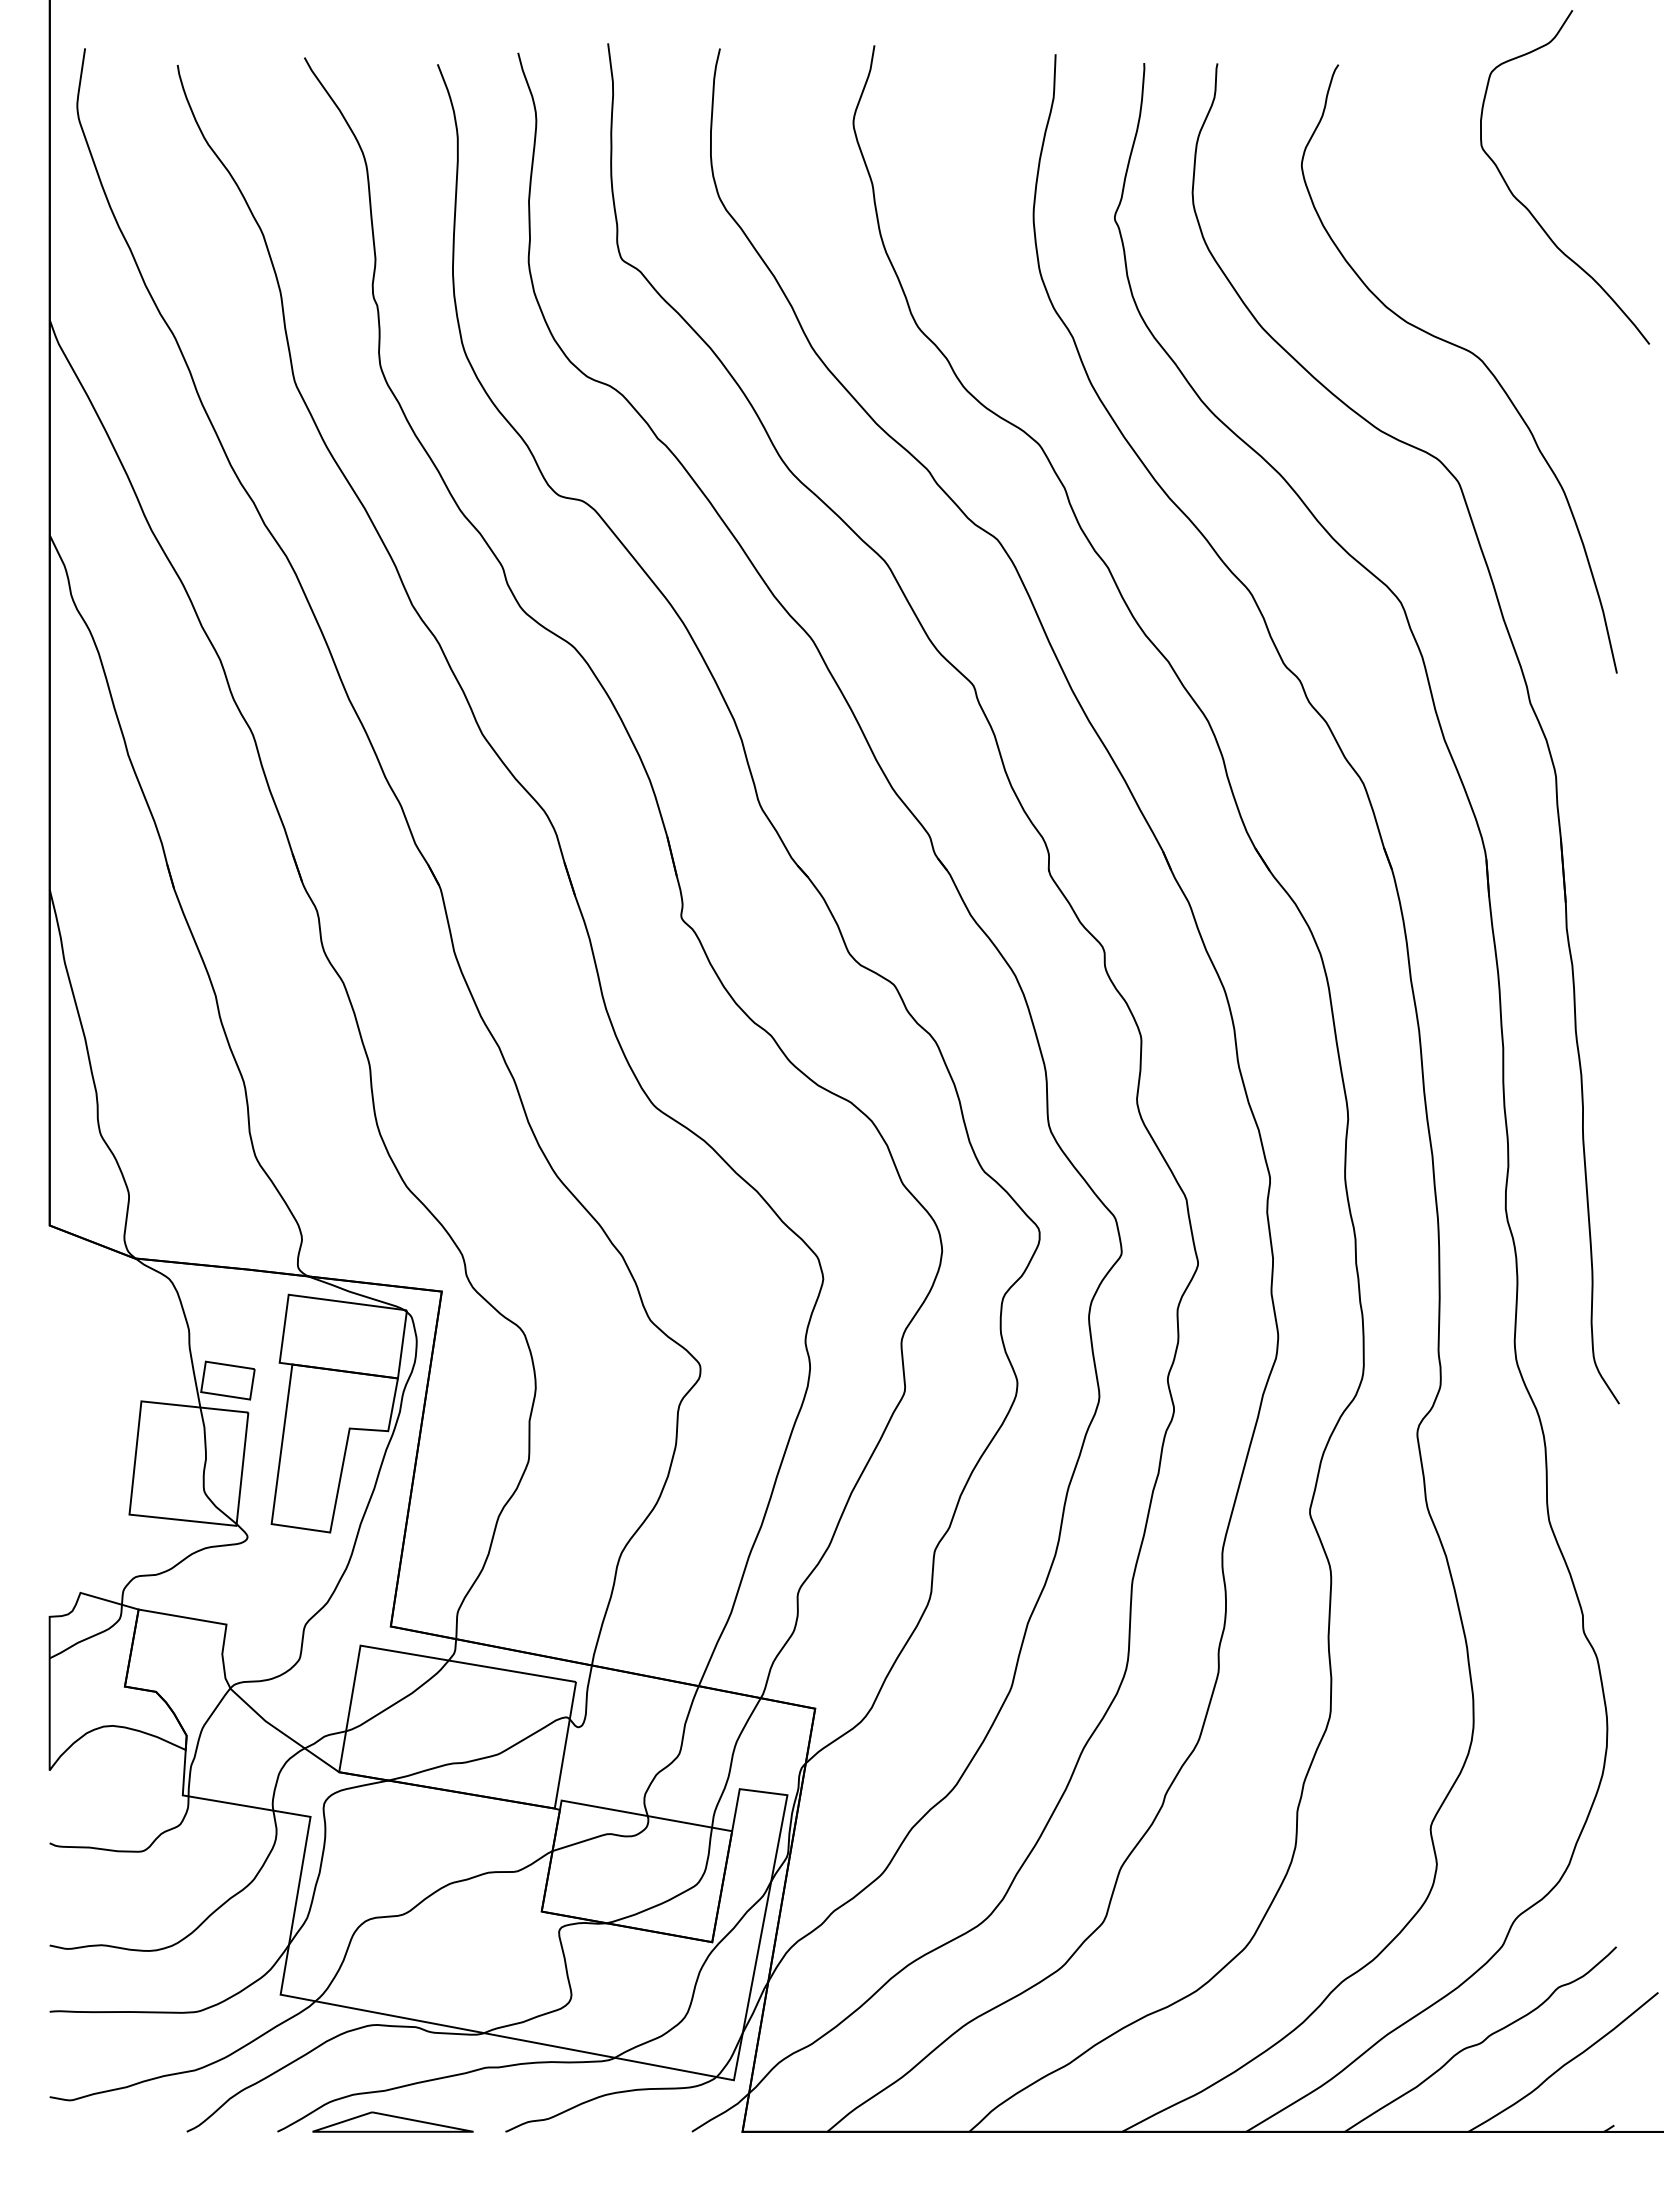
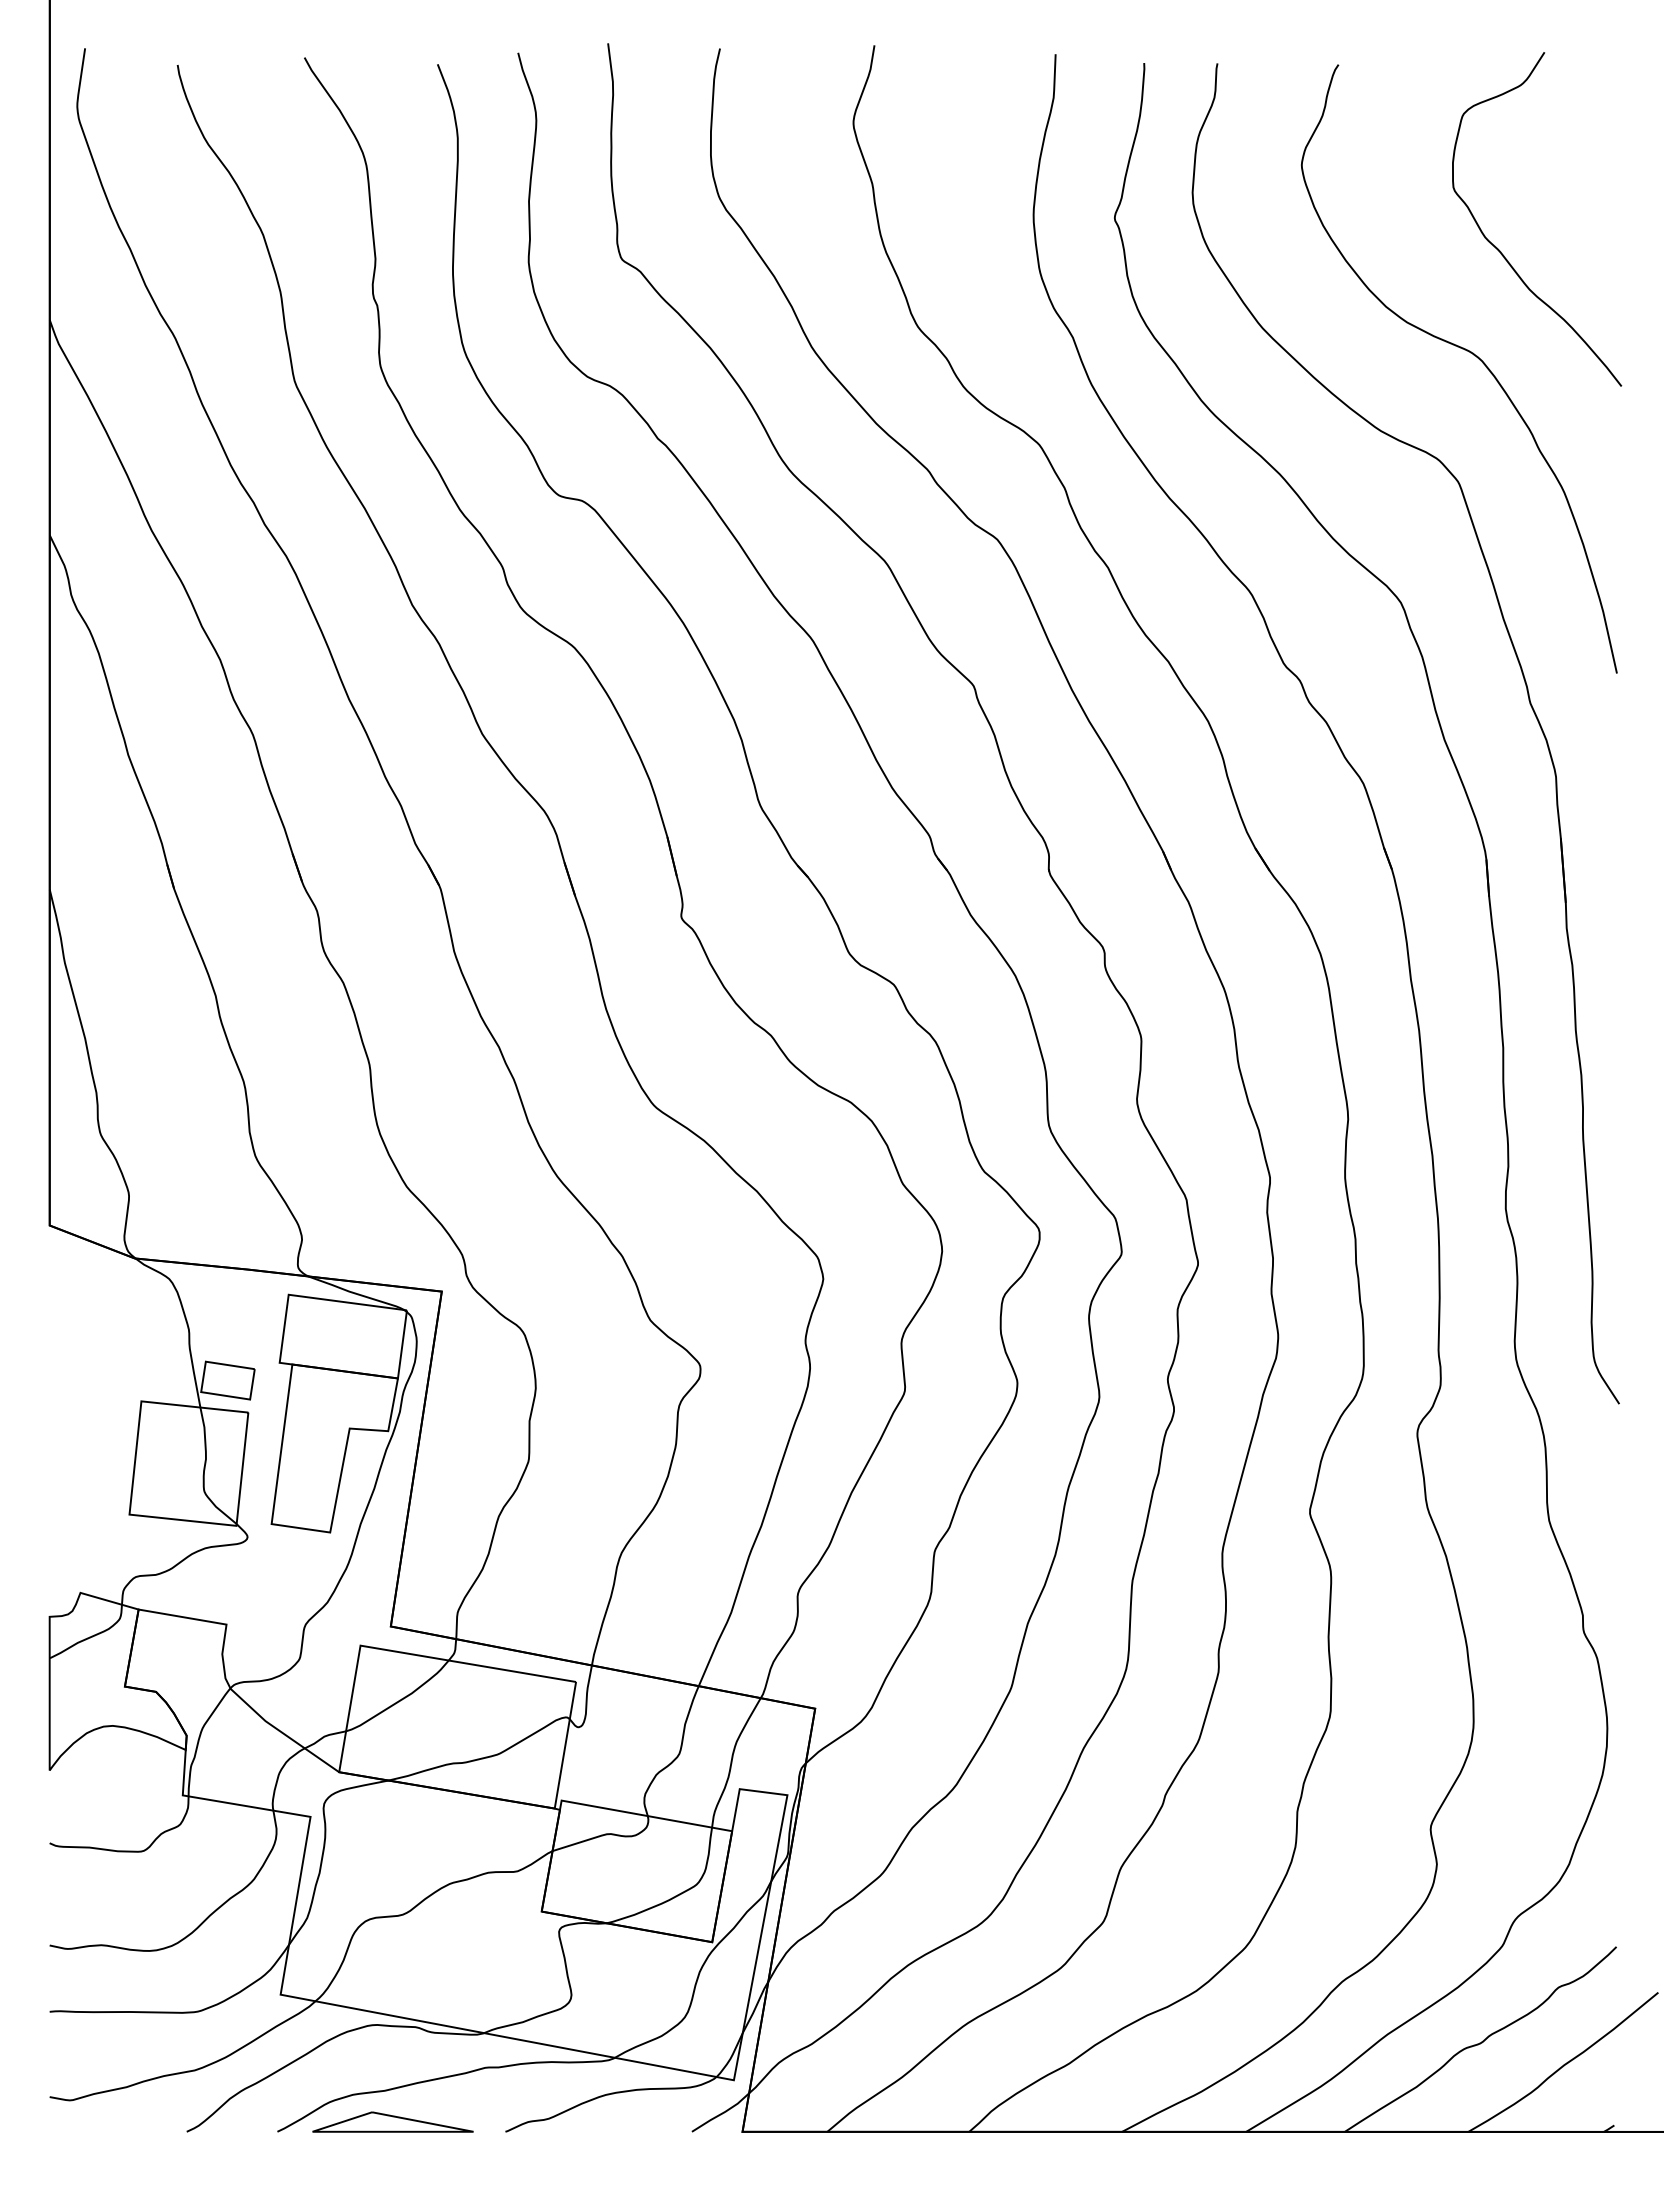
curve position: (1529, 209) -> (1501, 251) (1501, 251)
